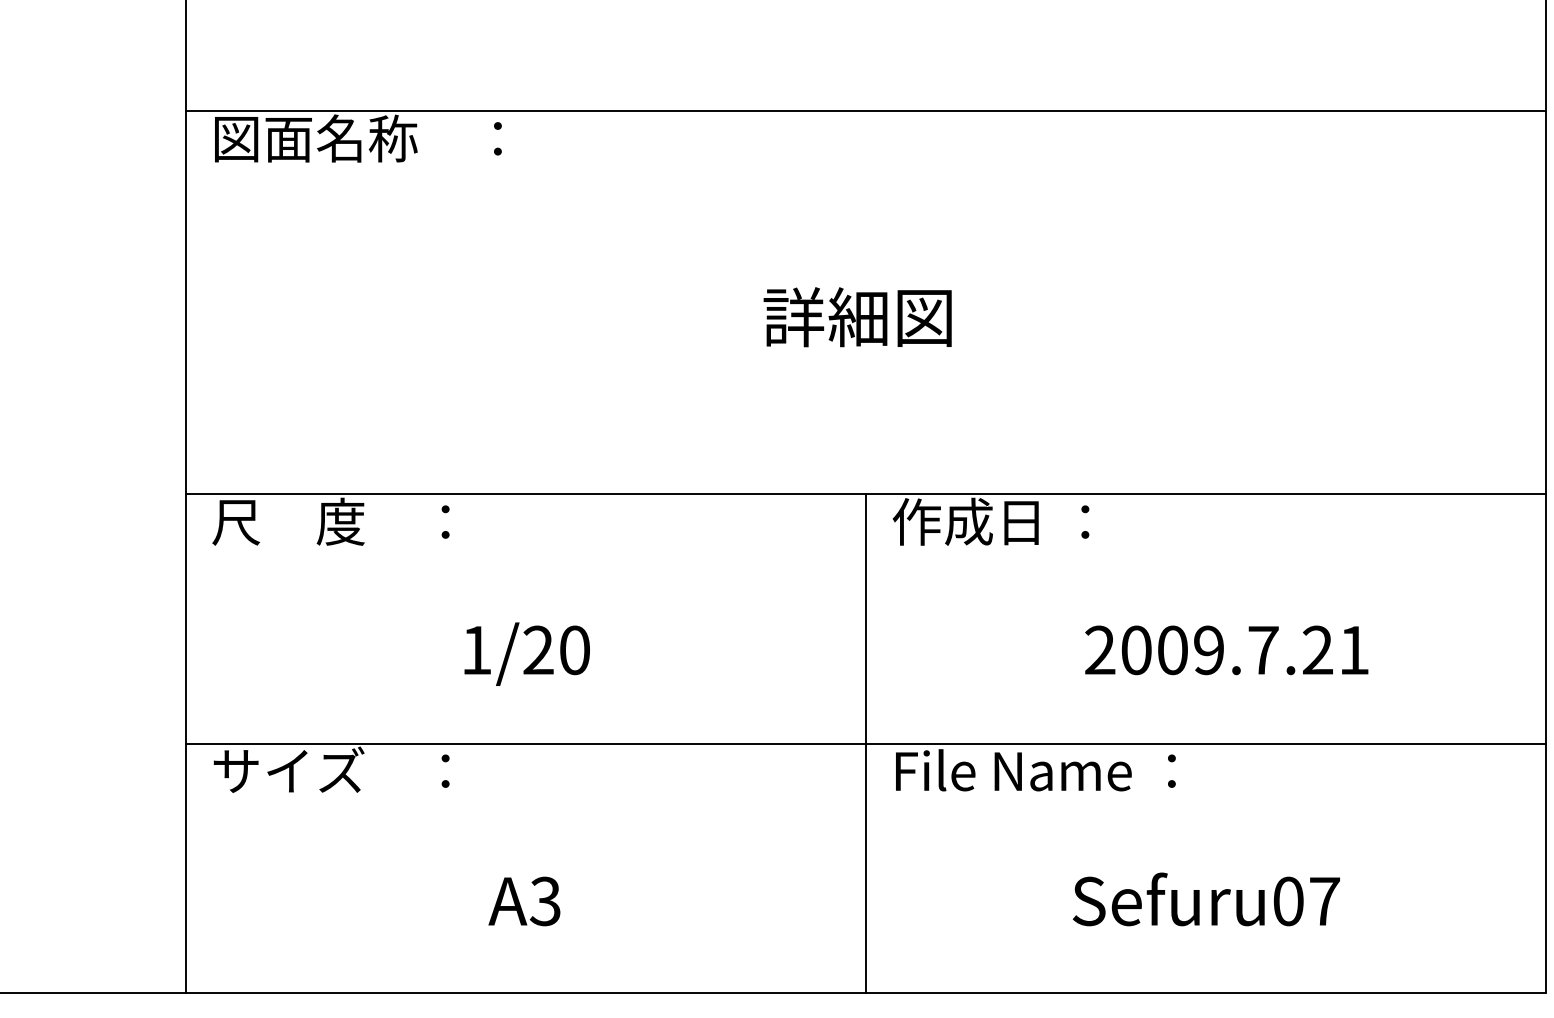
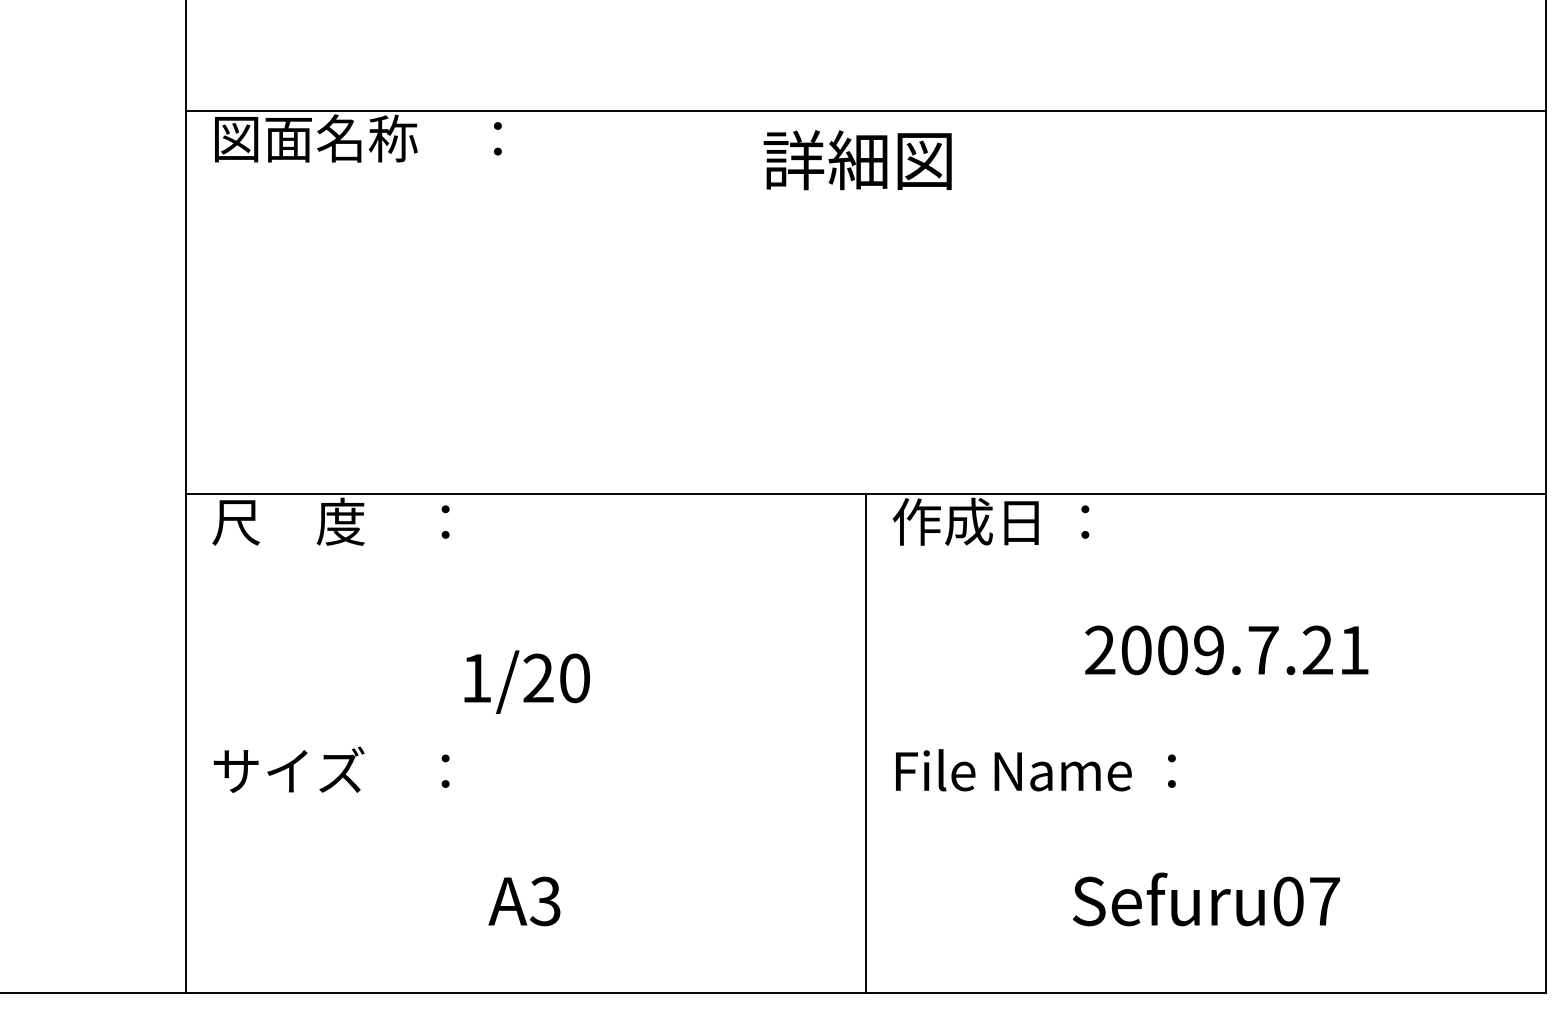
text position: (857, 317) -> (857, 160) (857, 160)
text position: (526, 653) -> (526, 681) (526, 681)
line: present -> none (865, 743)
